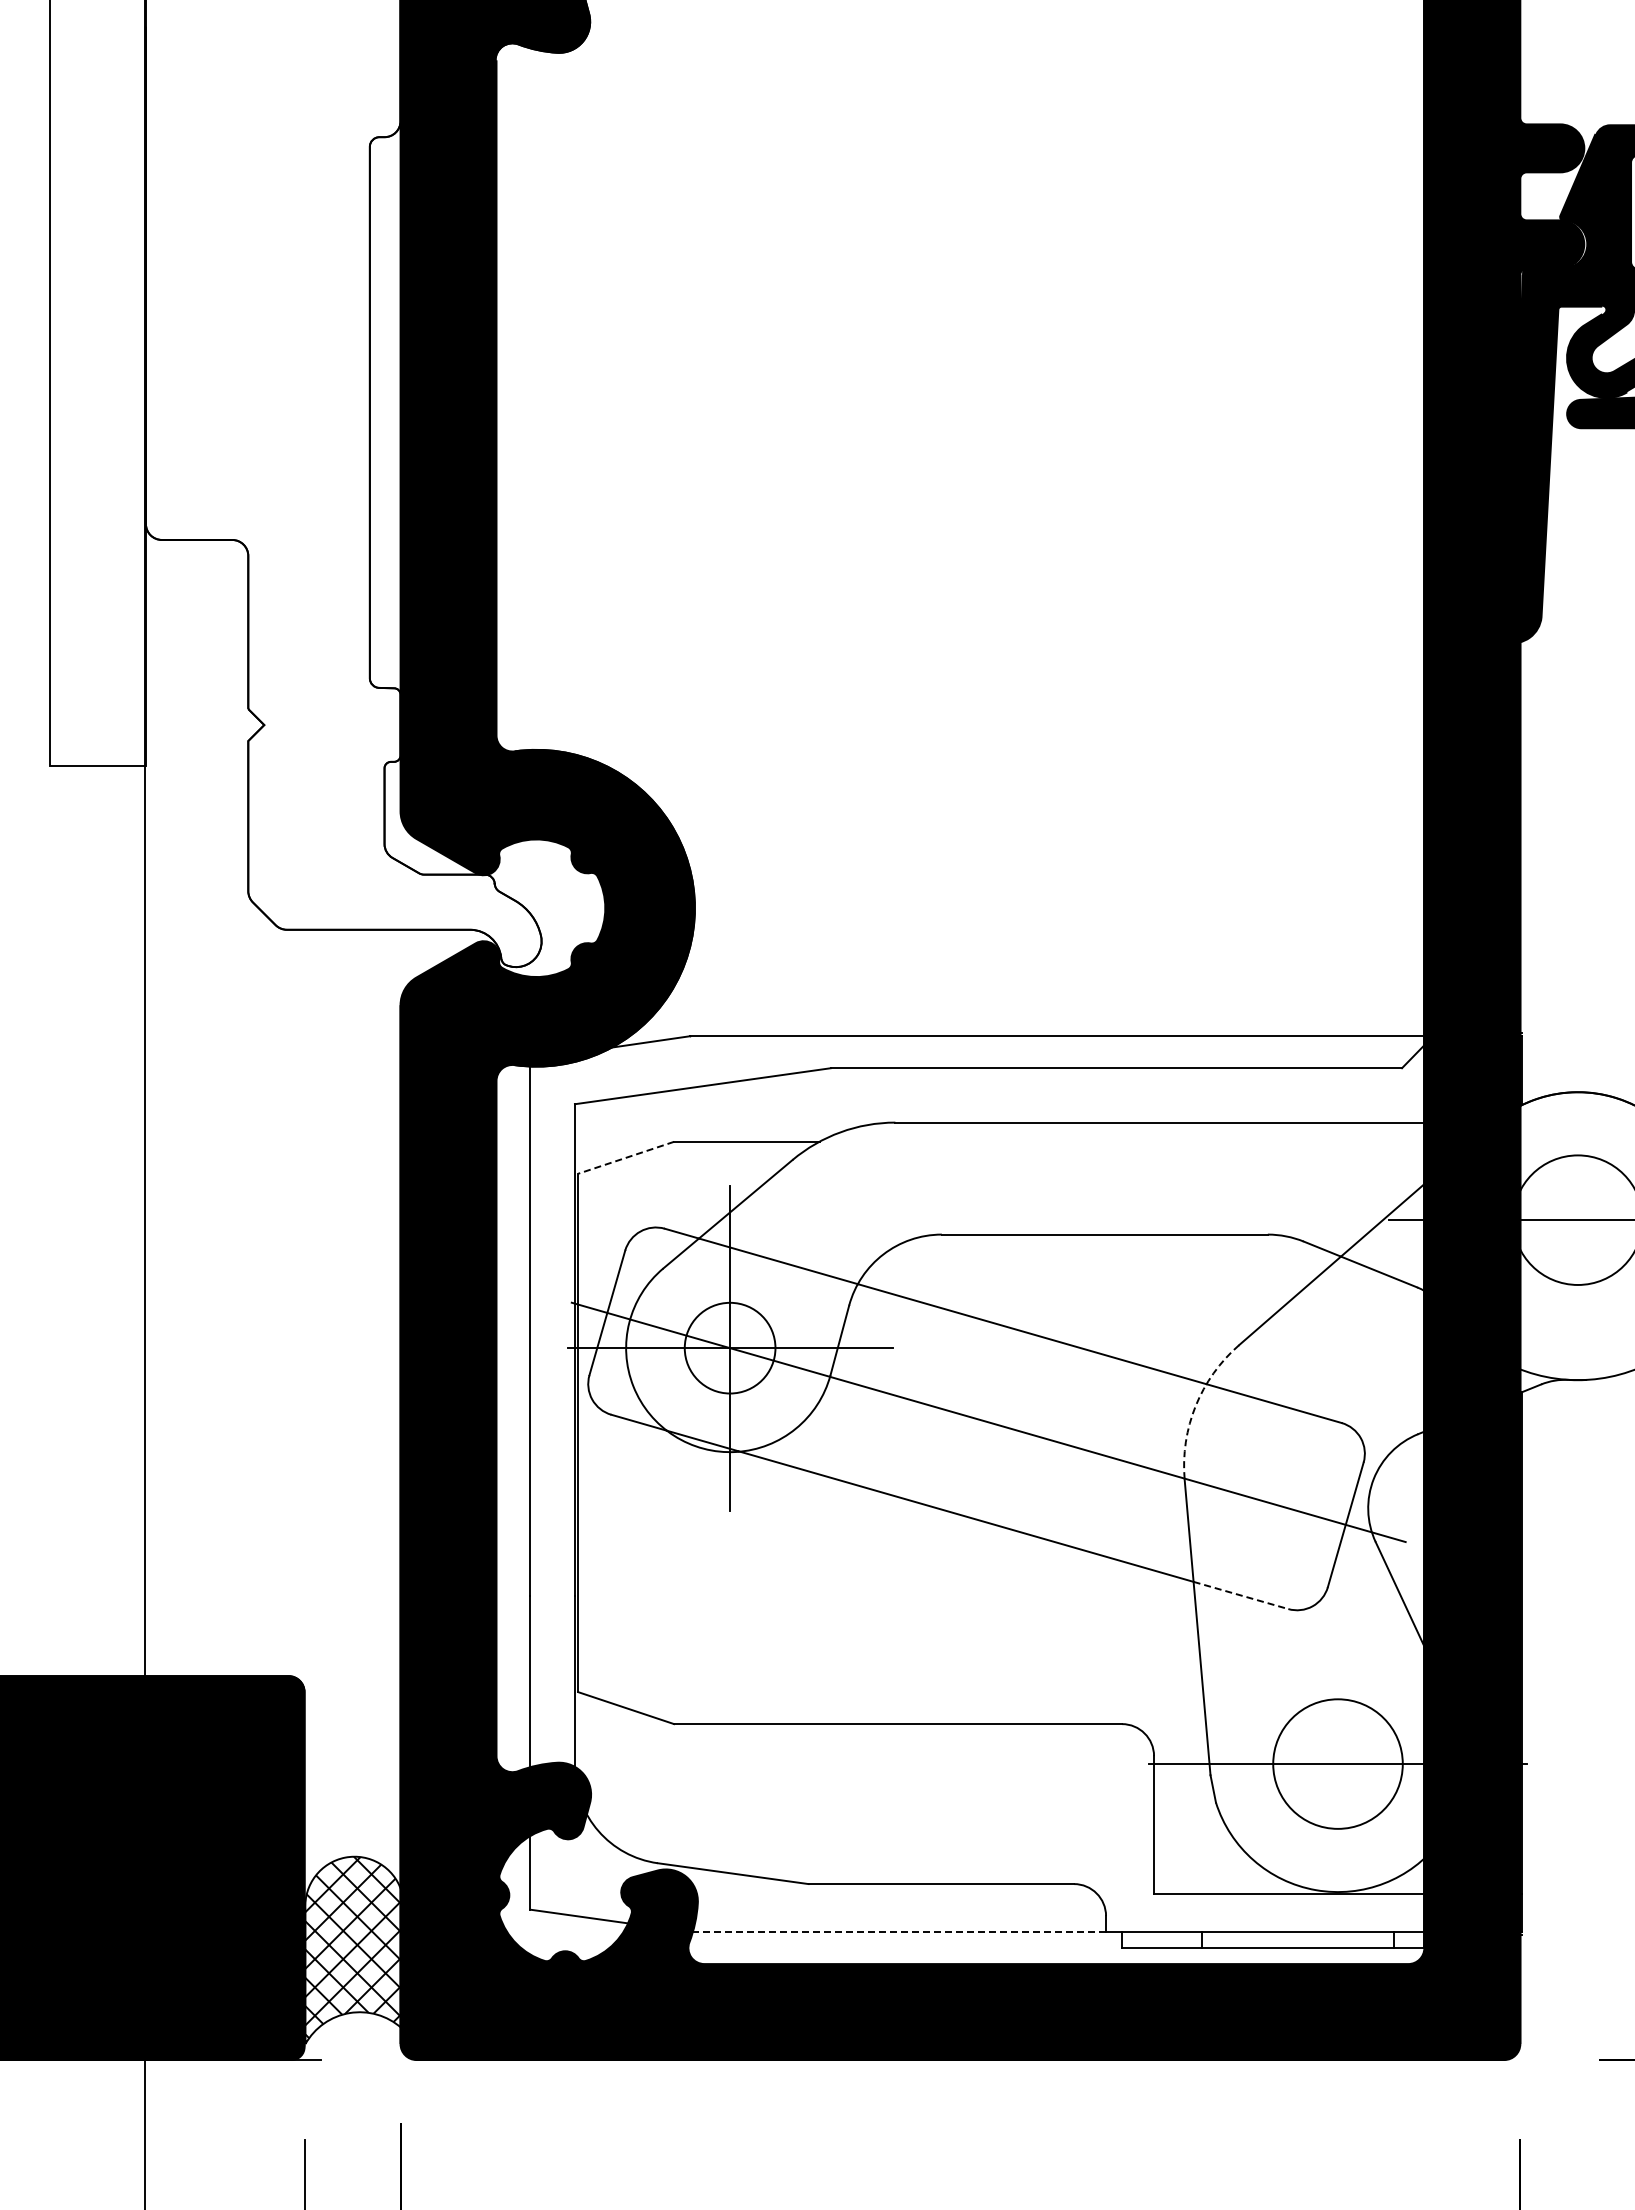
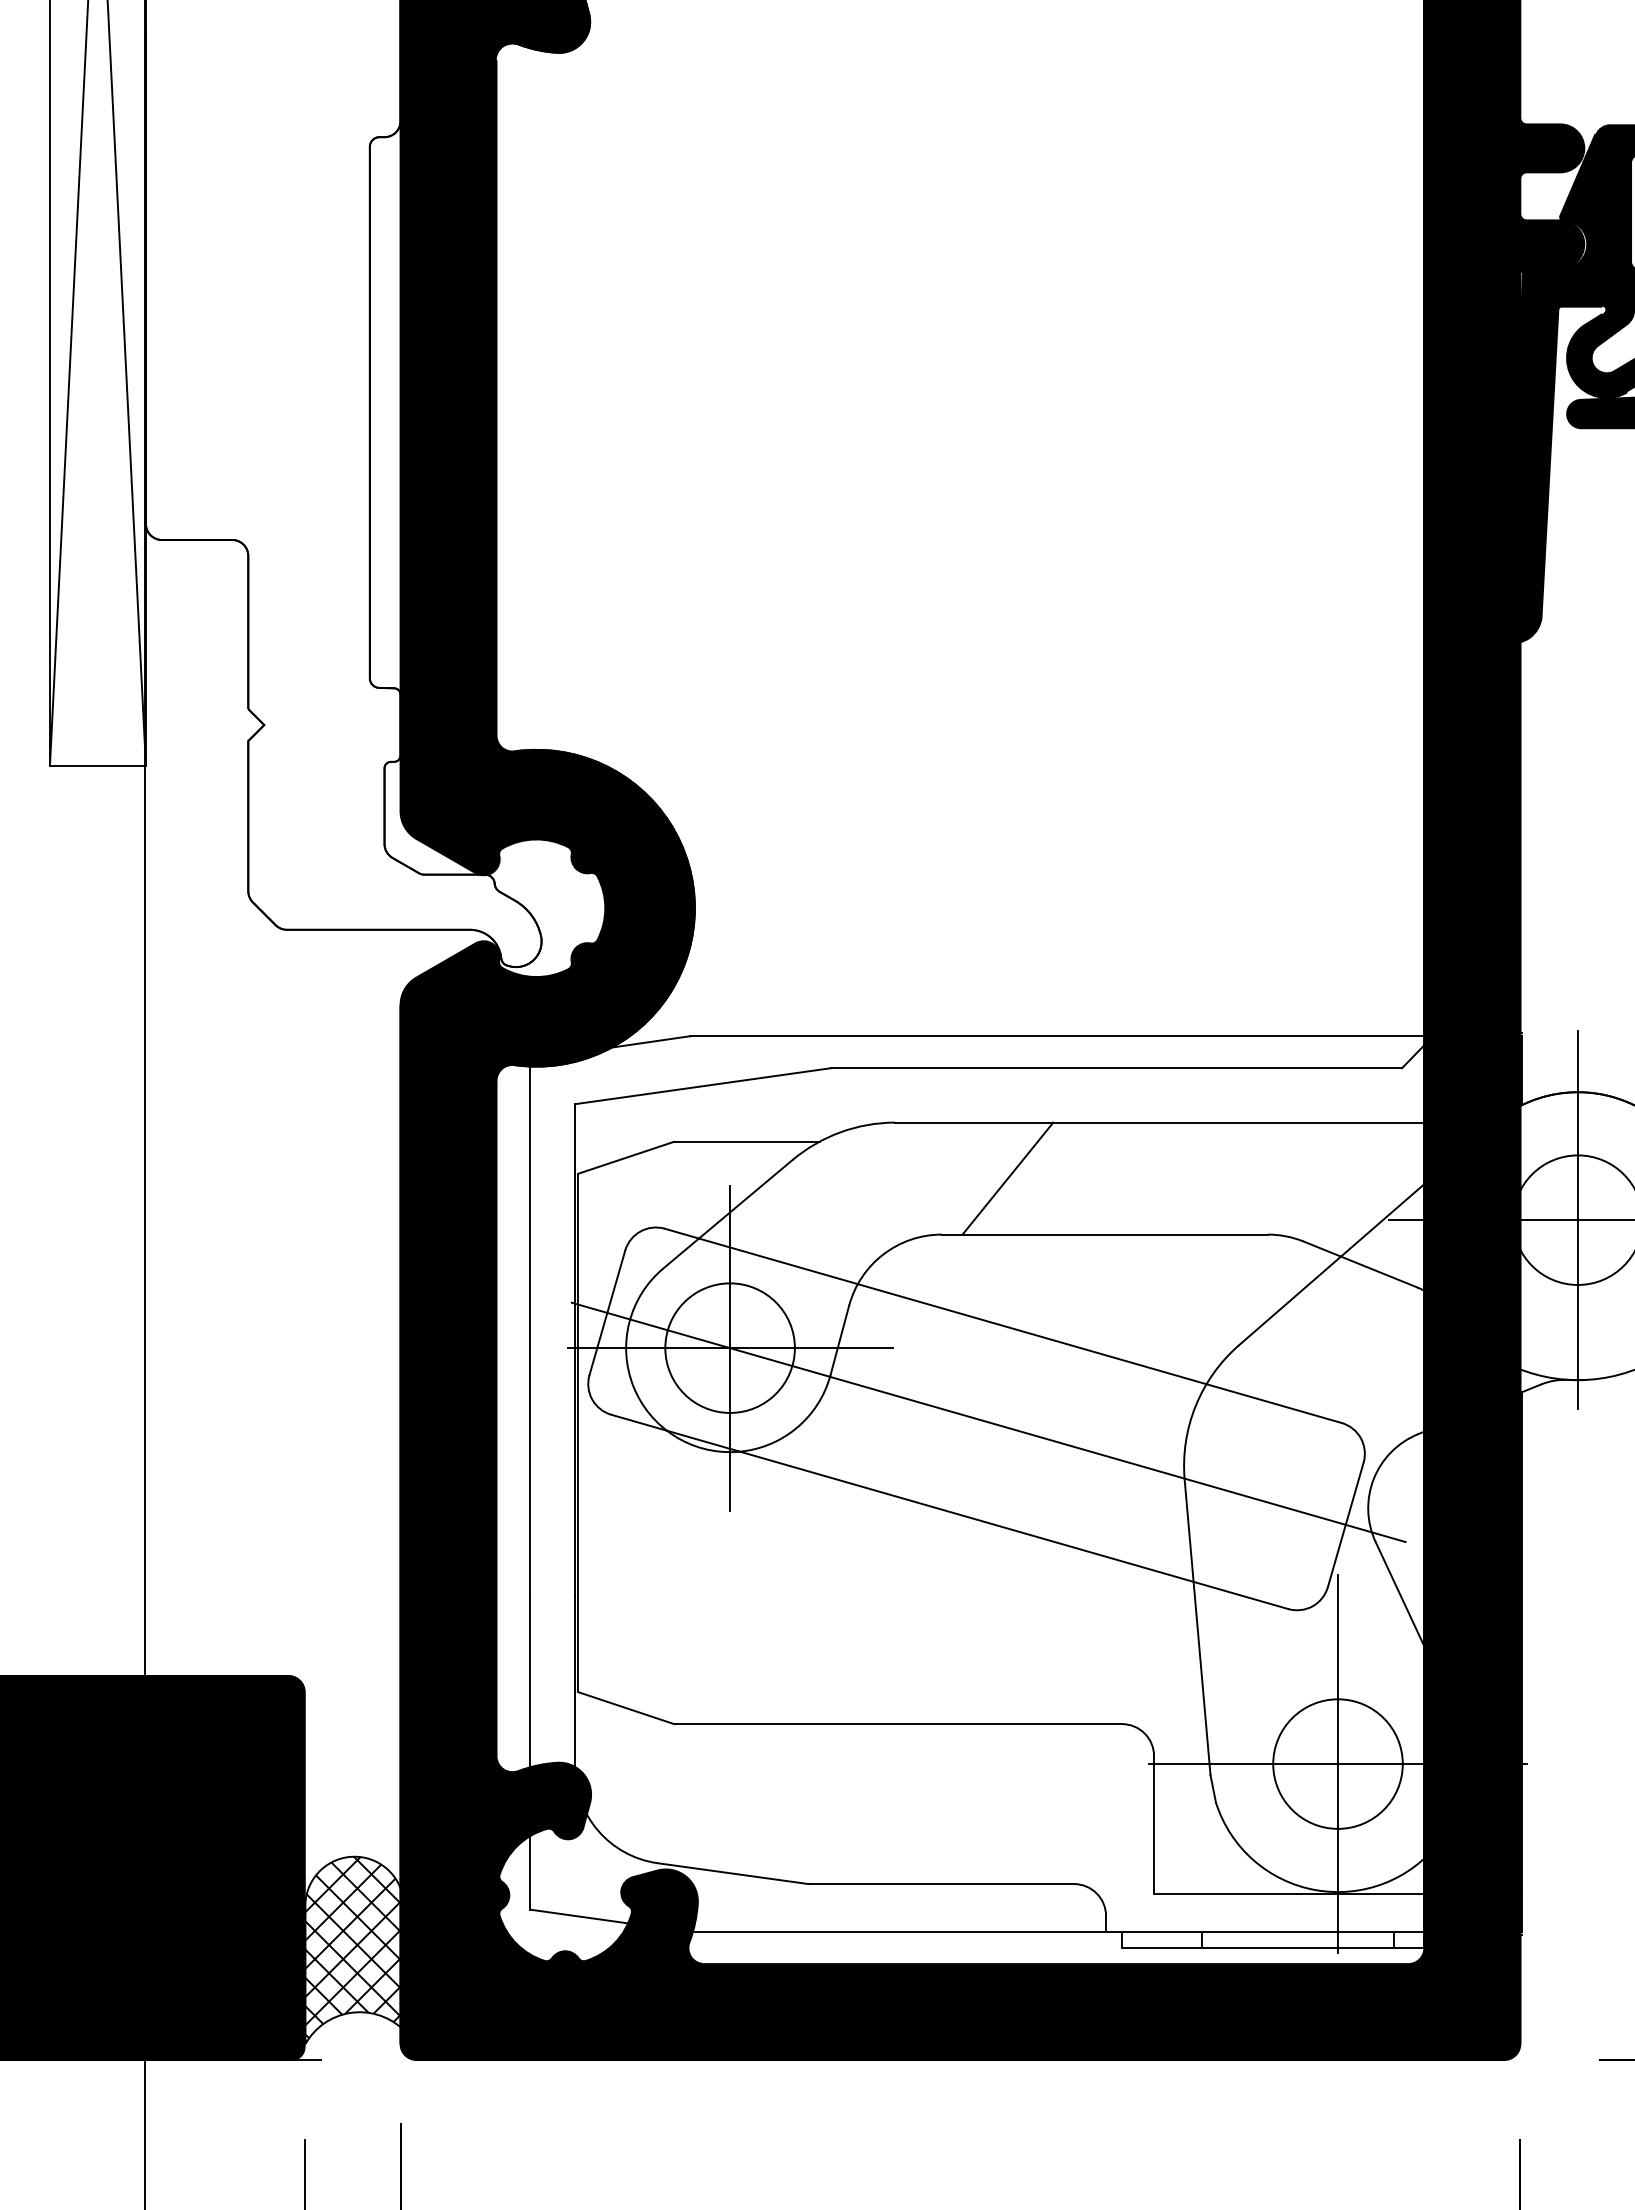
line: none -> present (68, 383)
line: none -> present (126, 383)
line: dashed -> solid (626, 1157)
line: none -> present (1007, 1178)
line: none -> present (1577, 1219)
circle diameter: 91 px -> 130 px (729, 1347)
arc: dashed -> solid (1195, 1406)
line: dashed -> solid (1241, 1595)
line: none -> present (1338, 1763)
line: dashed -> solid (898, 1932)
